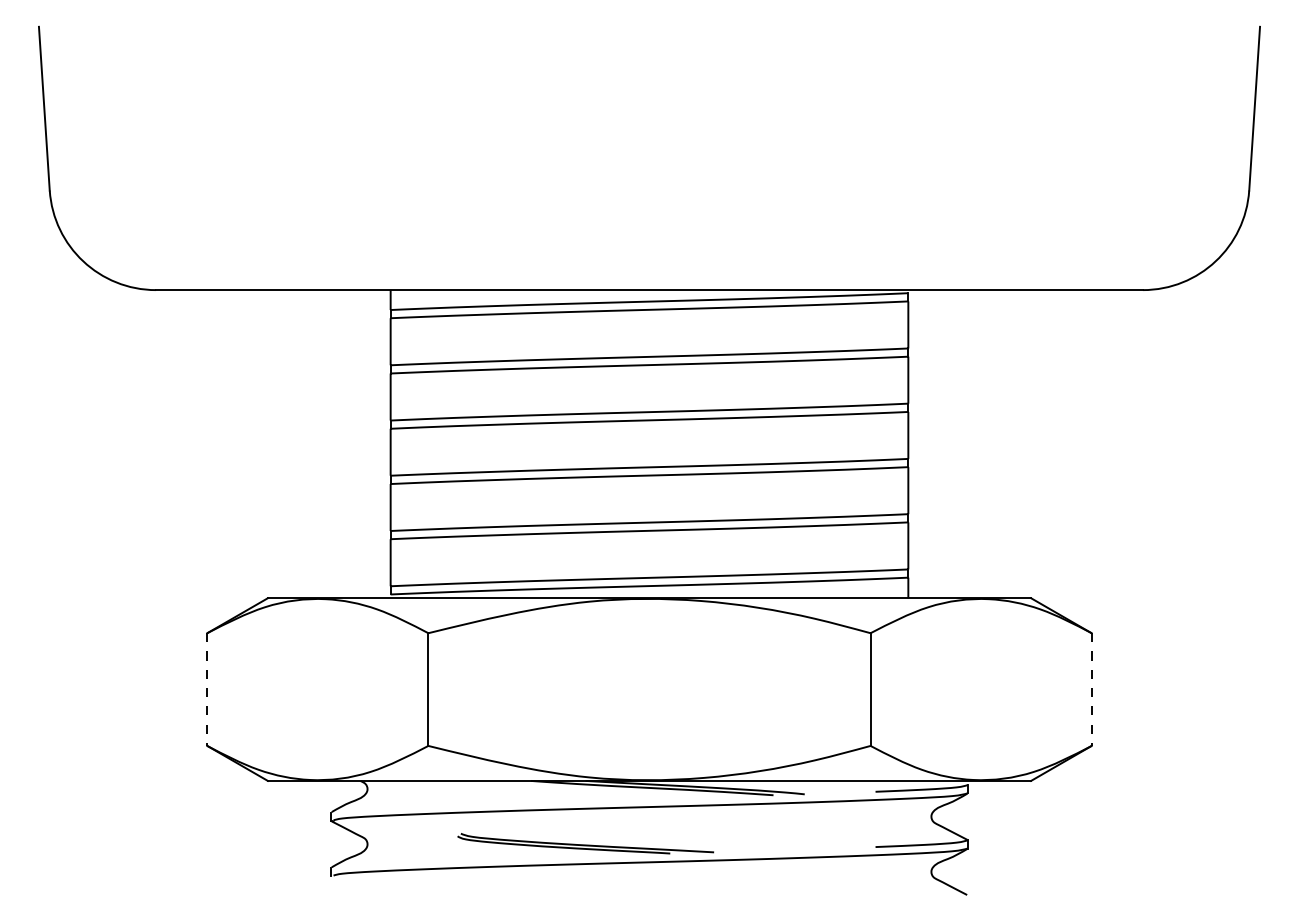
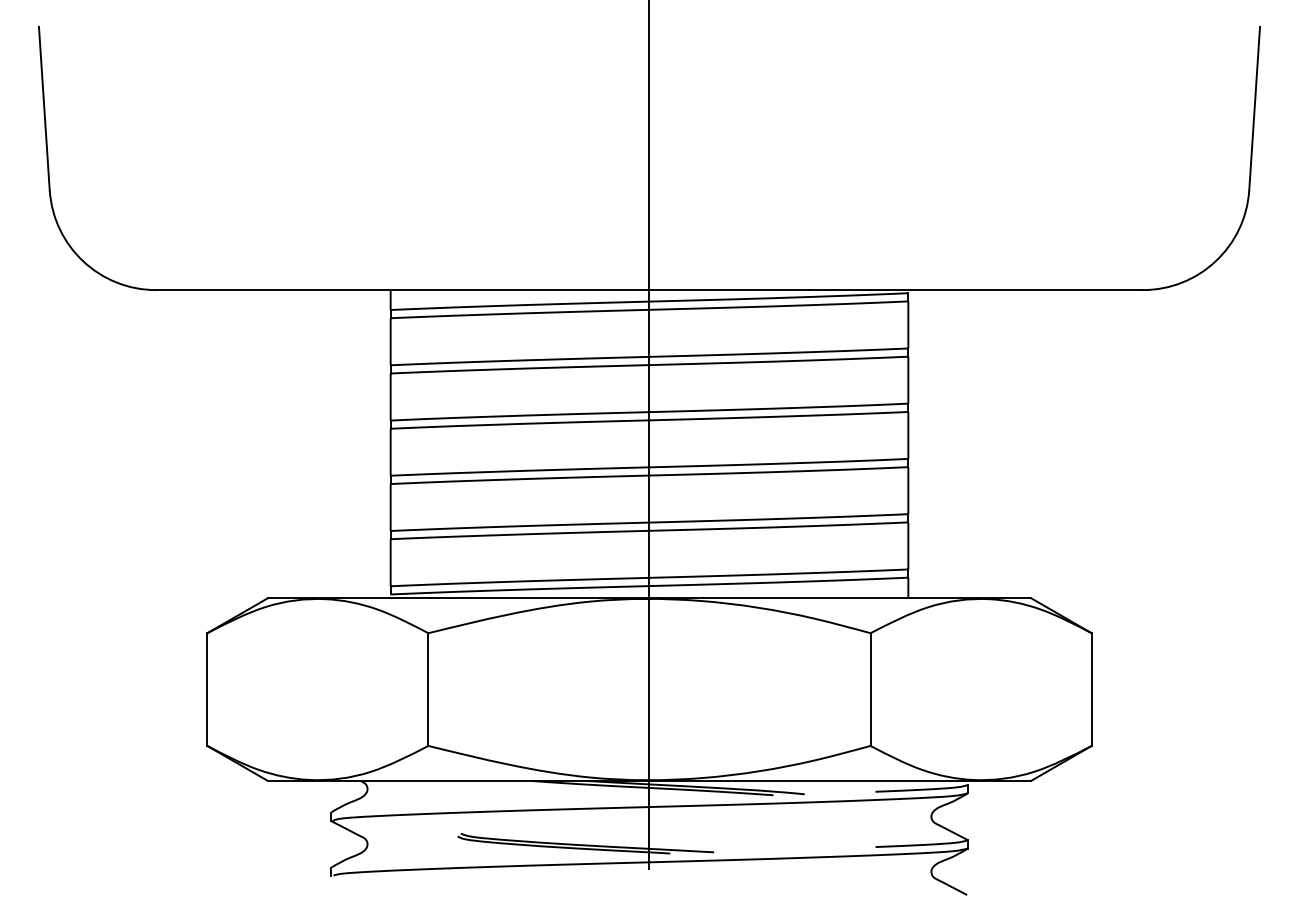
line: none -> present (649, 436)
line: dashed -> solid (207, 690)
line: dashed -> solid (1091, 690)
